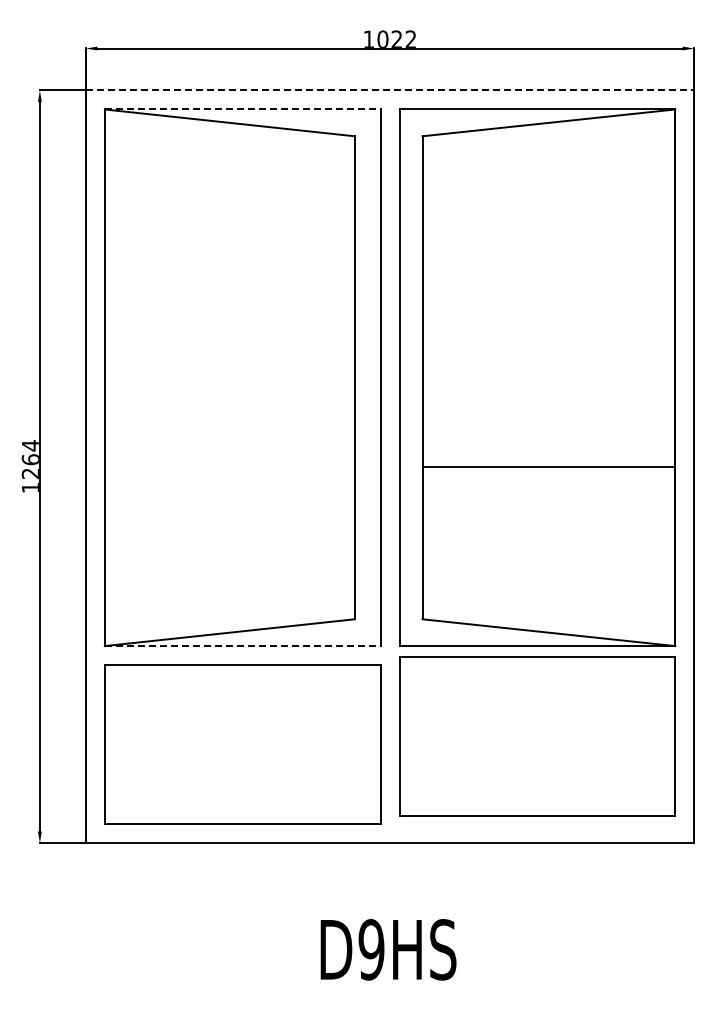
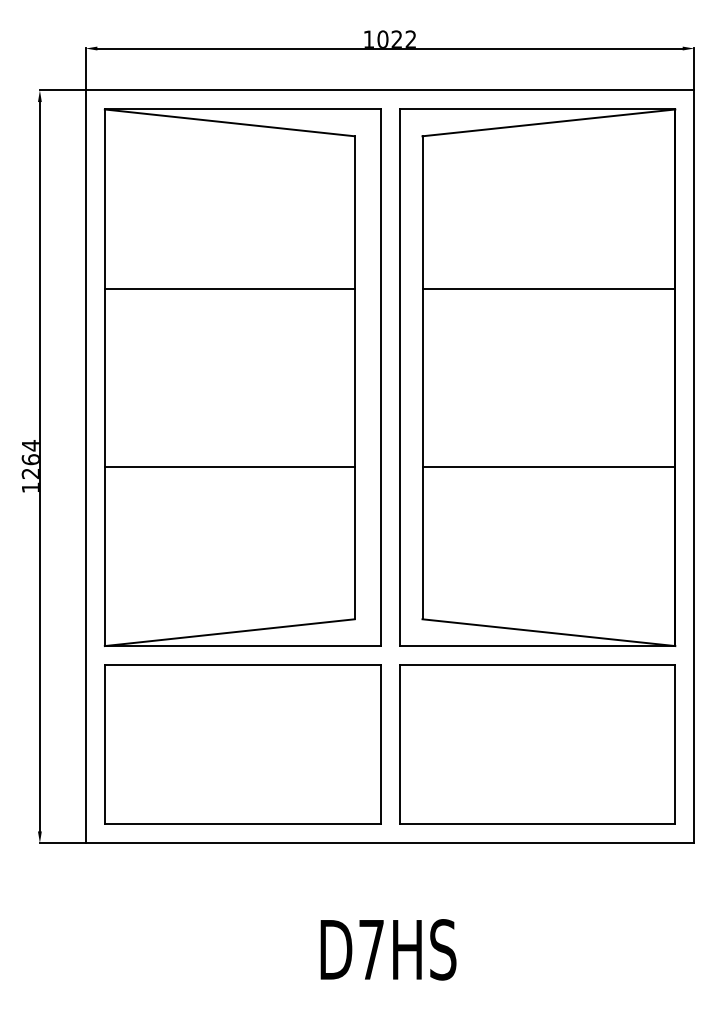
line: dashed -> solid (390, 90)
line: dashed -> solid (242, 109)
line: none -> present (229, 288)
line: none -> present (548, 288)
line: none -> present (229, 467)
line: dashed -> solid (242, 646)
part position: (537, 736) -> (537, 744) (537, 744)
text: D9HS -> D7HS (371, 949)
